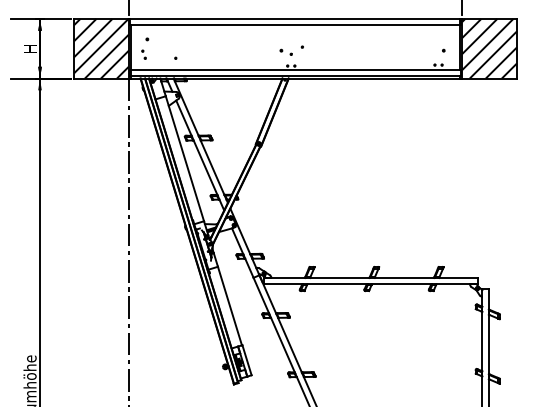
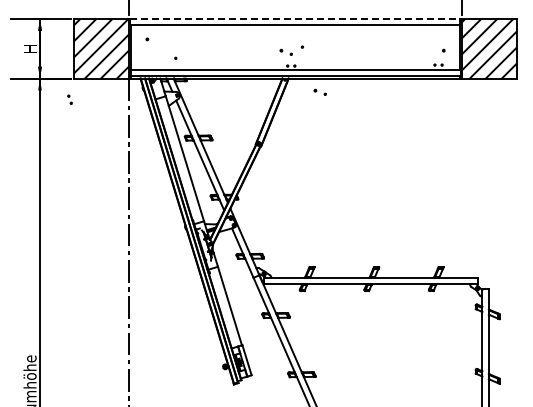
line: solid -> dashed (295, 19)
part position: (143, 54) -> (69, 99) (69, 99)
part: none -> present (319, 91)
